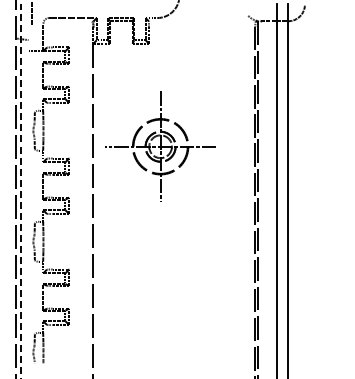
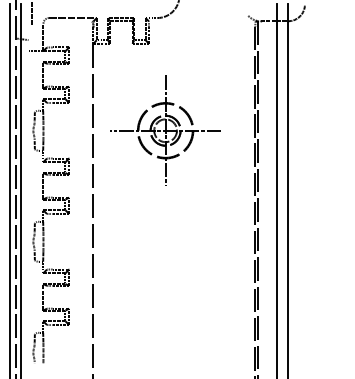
part position: (160, 146) -> (165, 130) (165, 130)
line: none -> present (10, 189)
line: dashed -> solid (21, 191)
